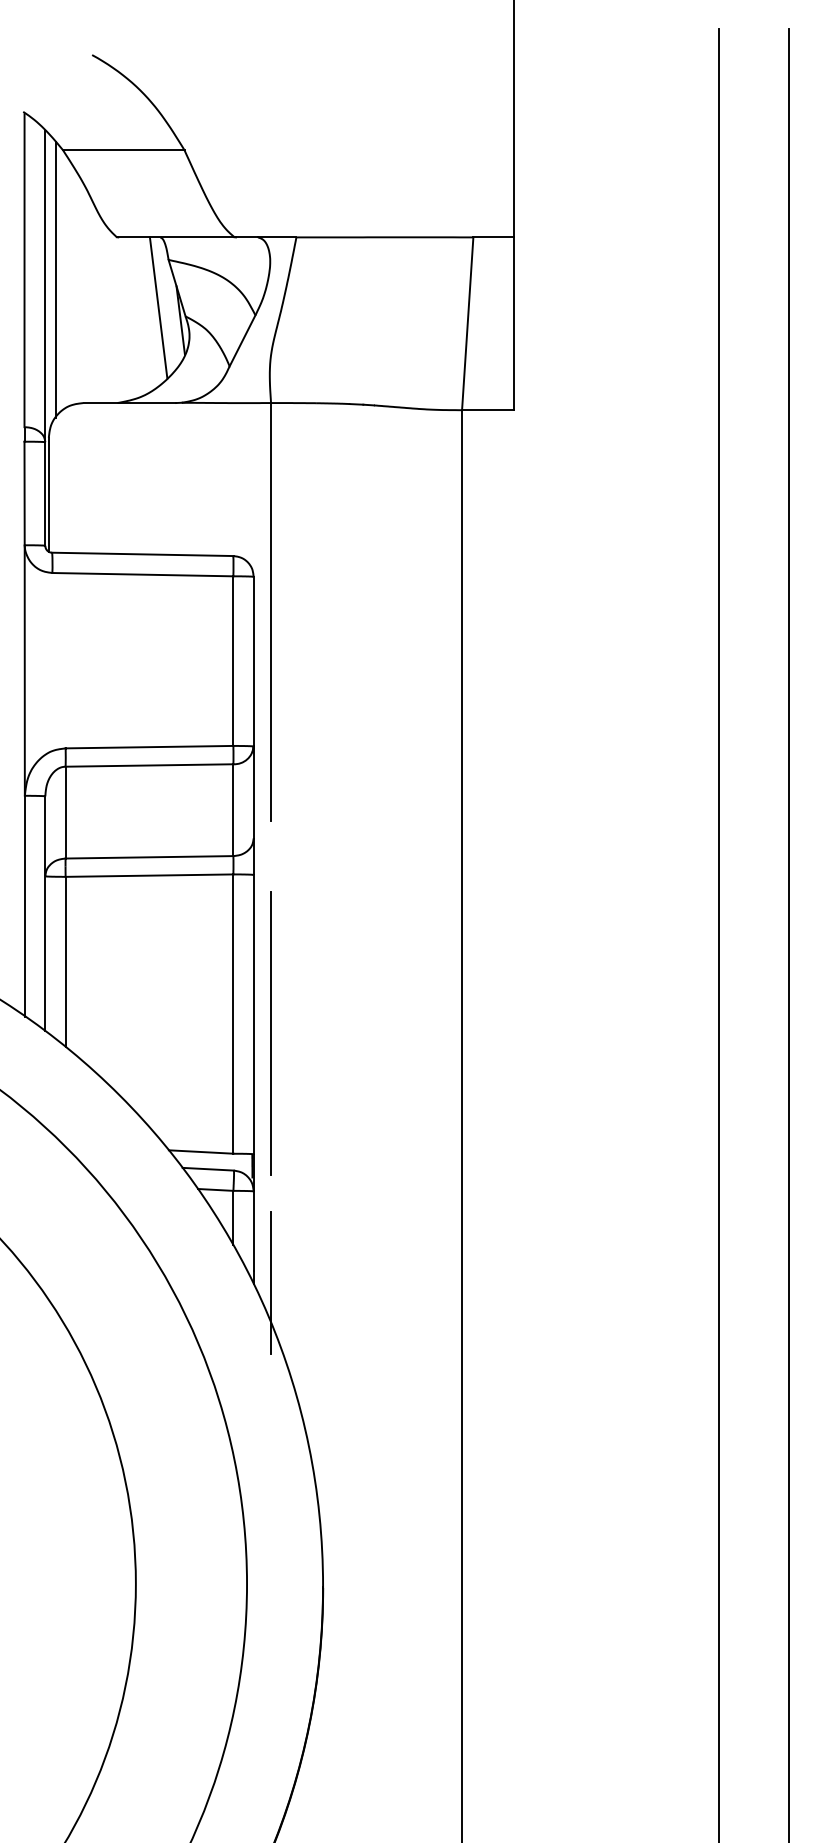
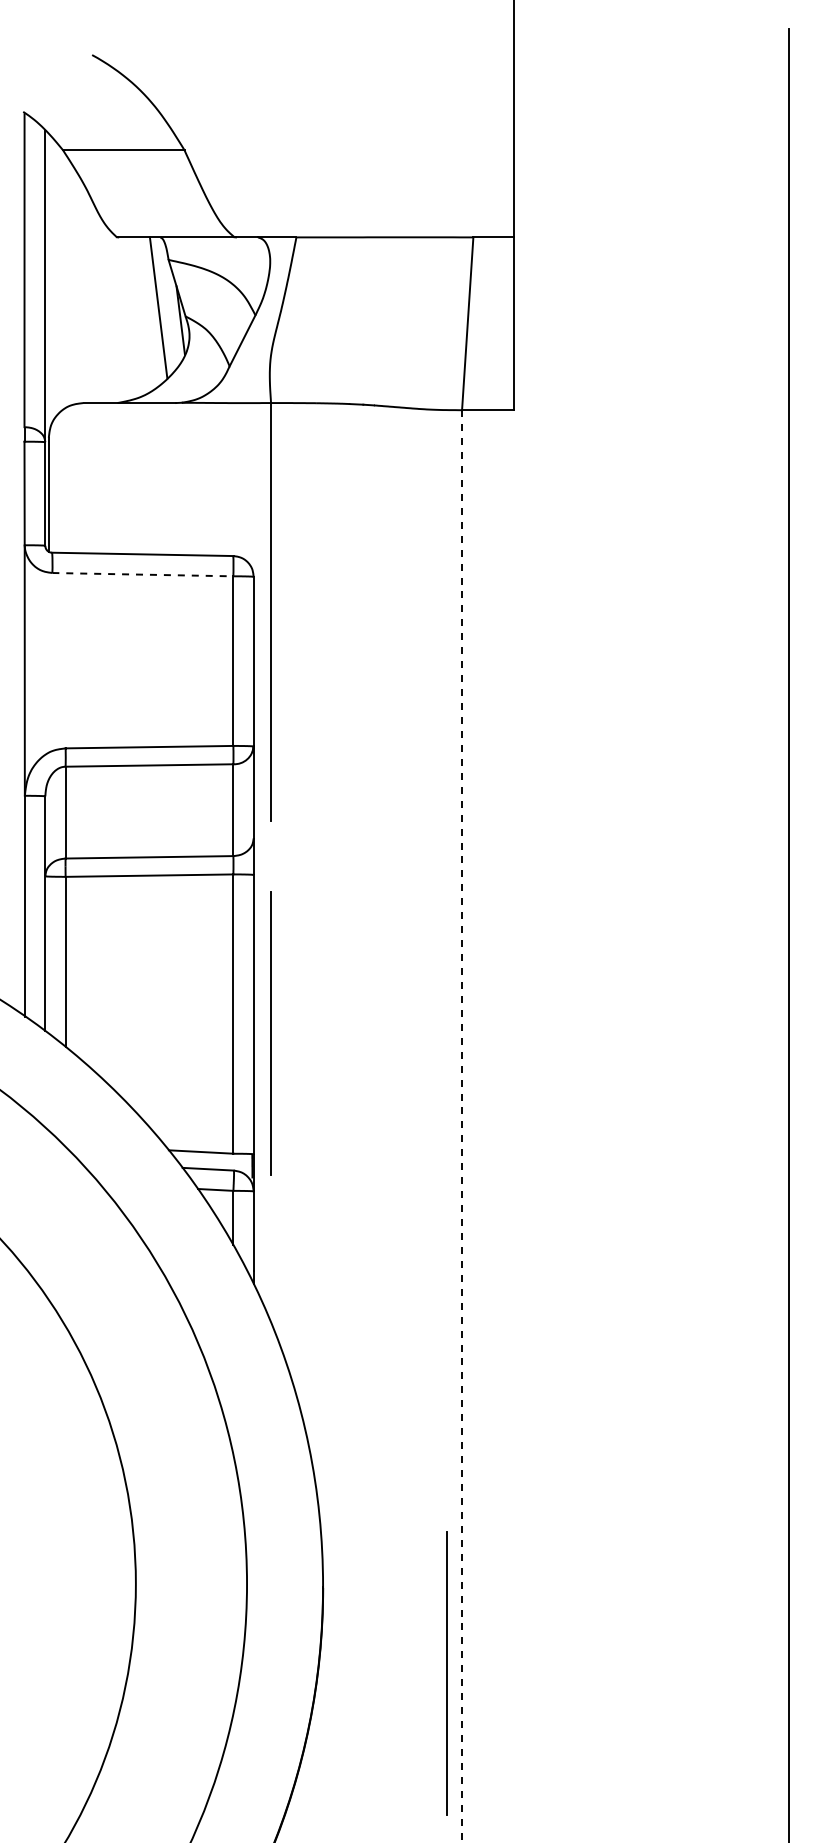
line: present -> none (55, 280)
line: solid -> dashed (142, 574)
line: present -> none (719, 934)
line: solid -> dashed (462, 1127)
line: present -> none (271, 1282)
line: none -> present (446, 1673)
